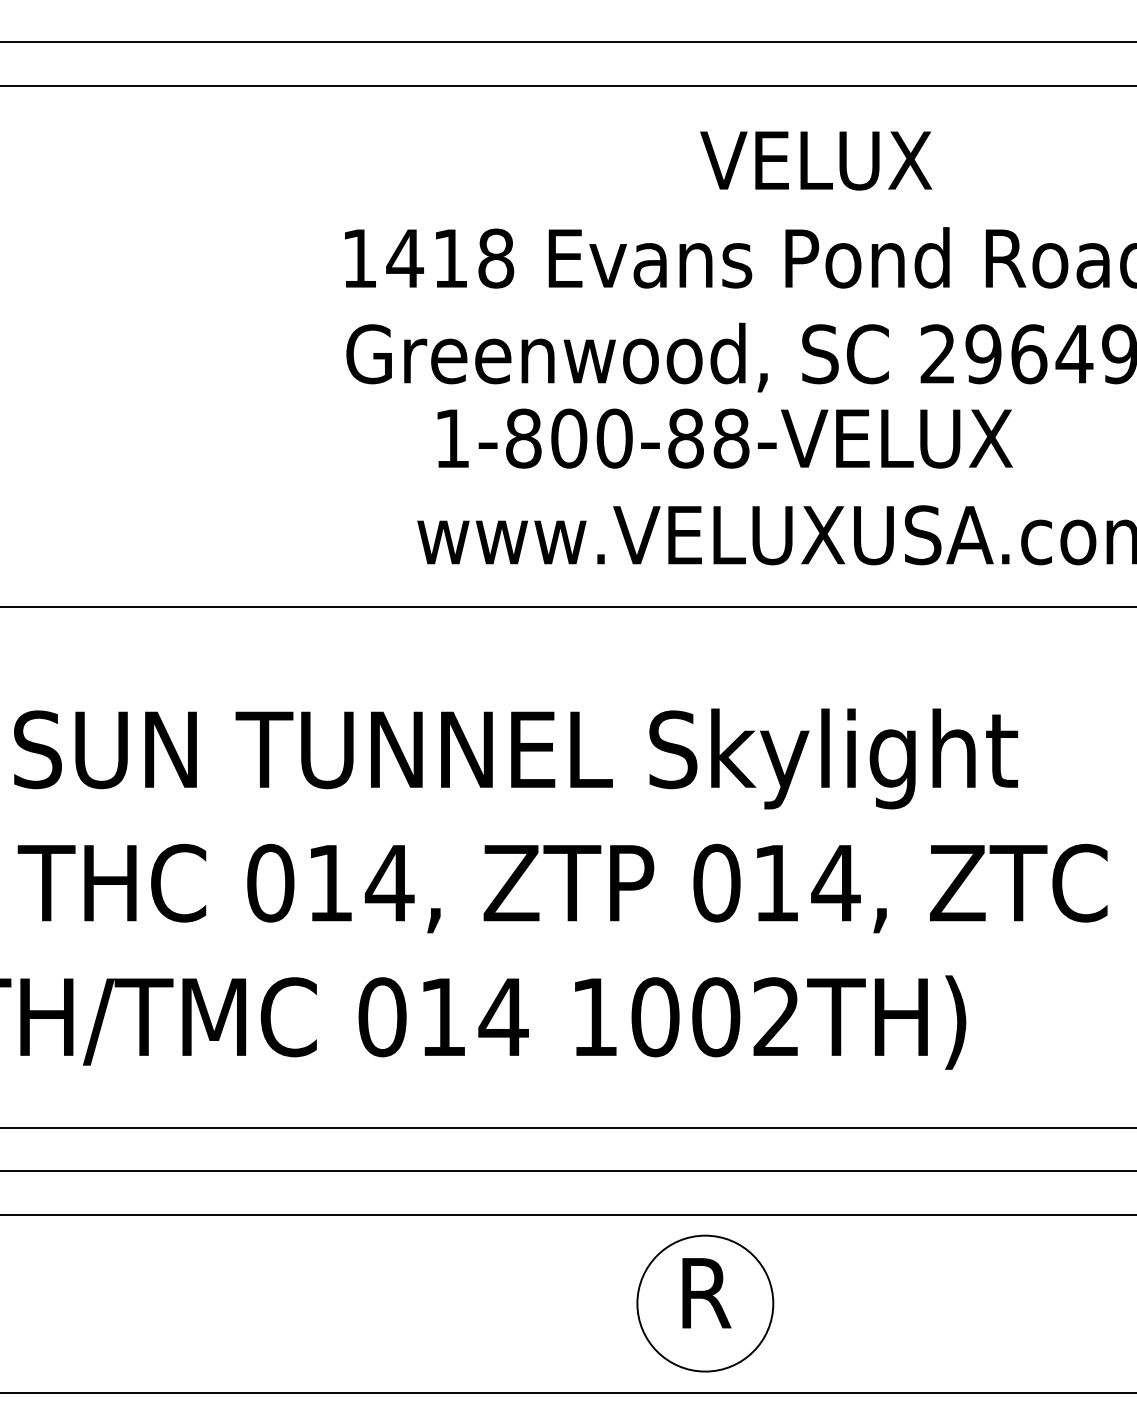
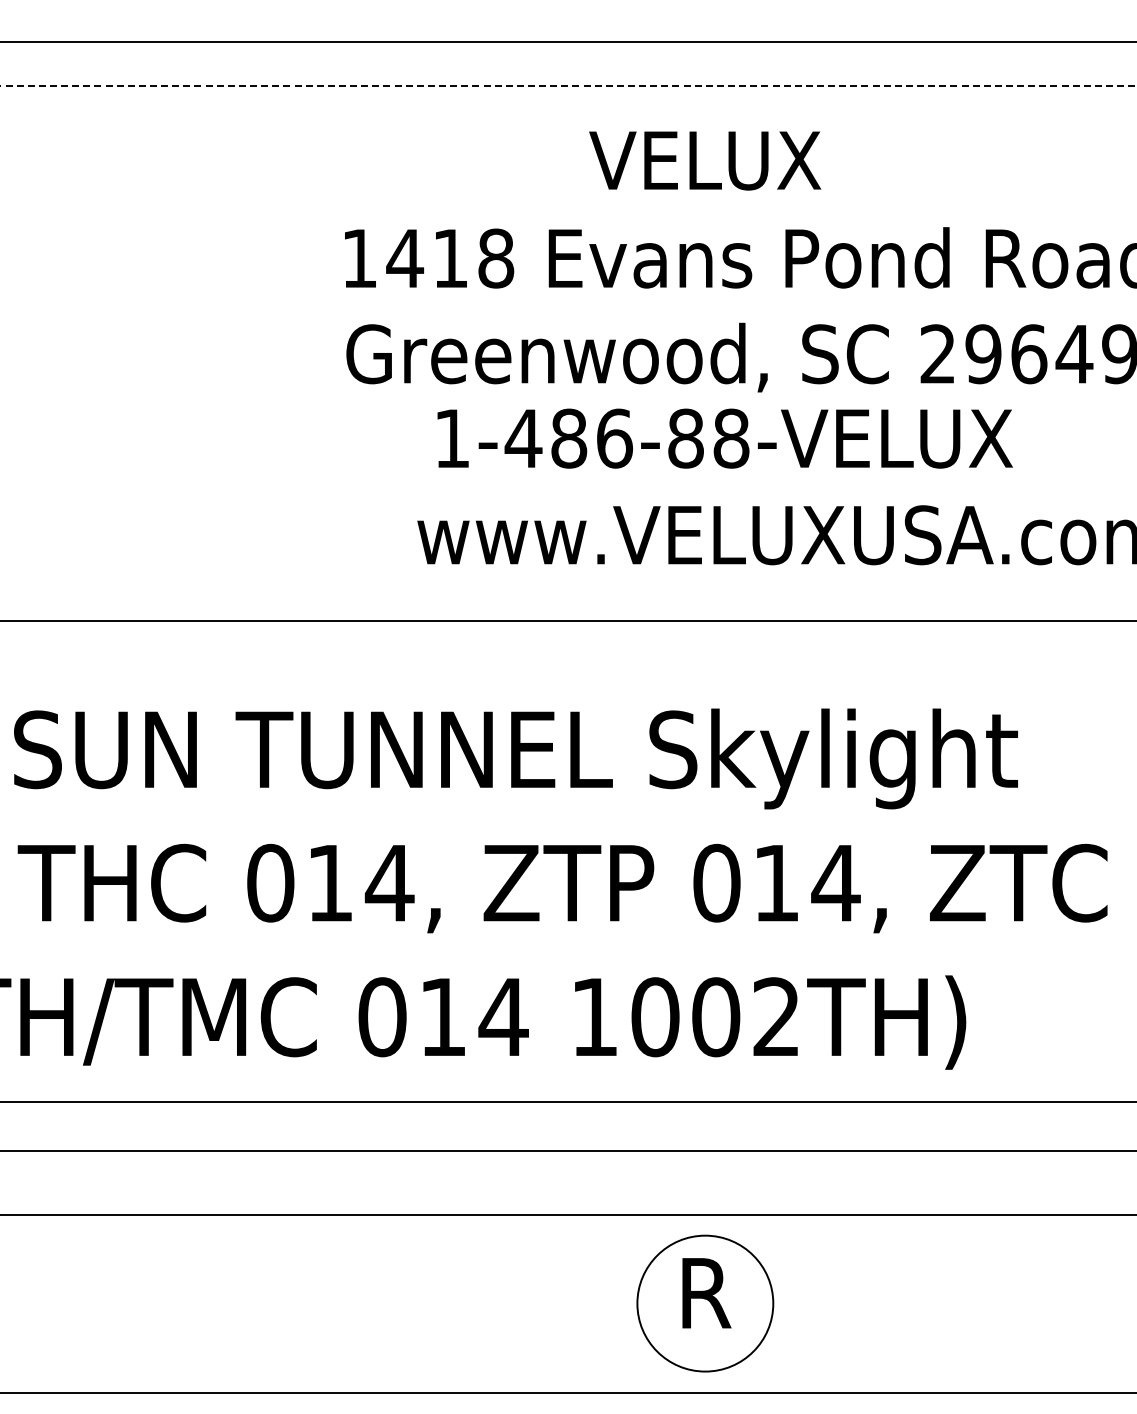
line: solid -> dashed (568, 85)
text position: (816, 160) -> (705, 160) (705, 160)
text: 1-800-88-VELUX -> 1-486-88-VELUX (568, 438)
line position: (567, 606) -> (567, 620) (567, 620)
line position: (567, 1127) -> (567, 1101) (567, 1101)
line position: (567, 1171) -> (567, 1151) (567, 1151)
